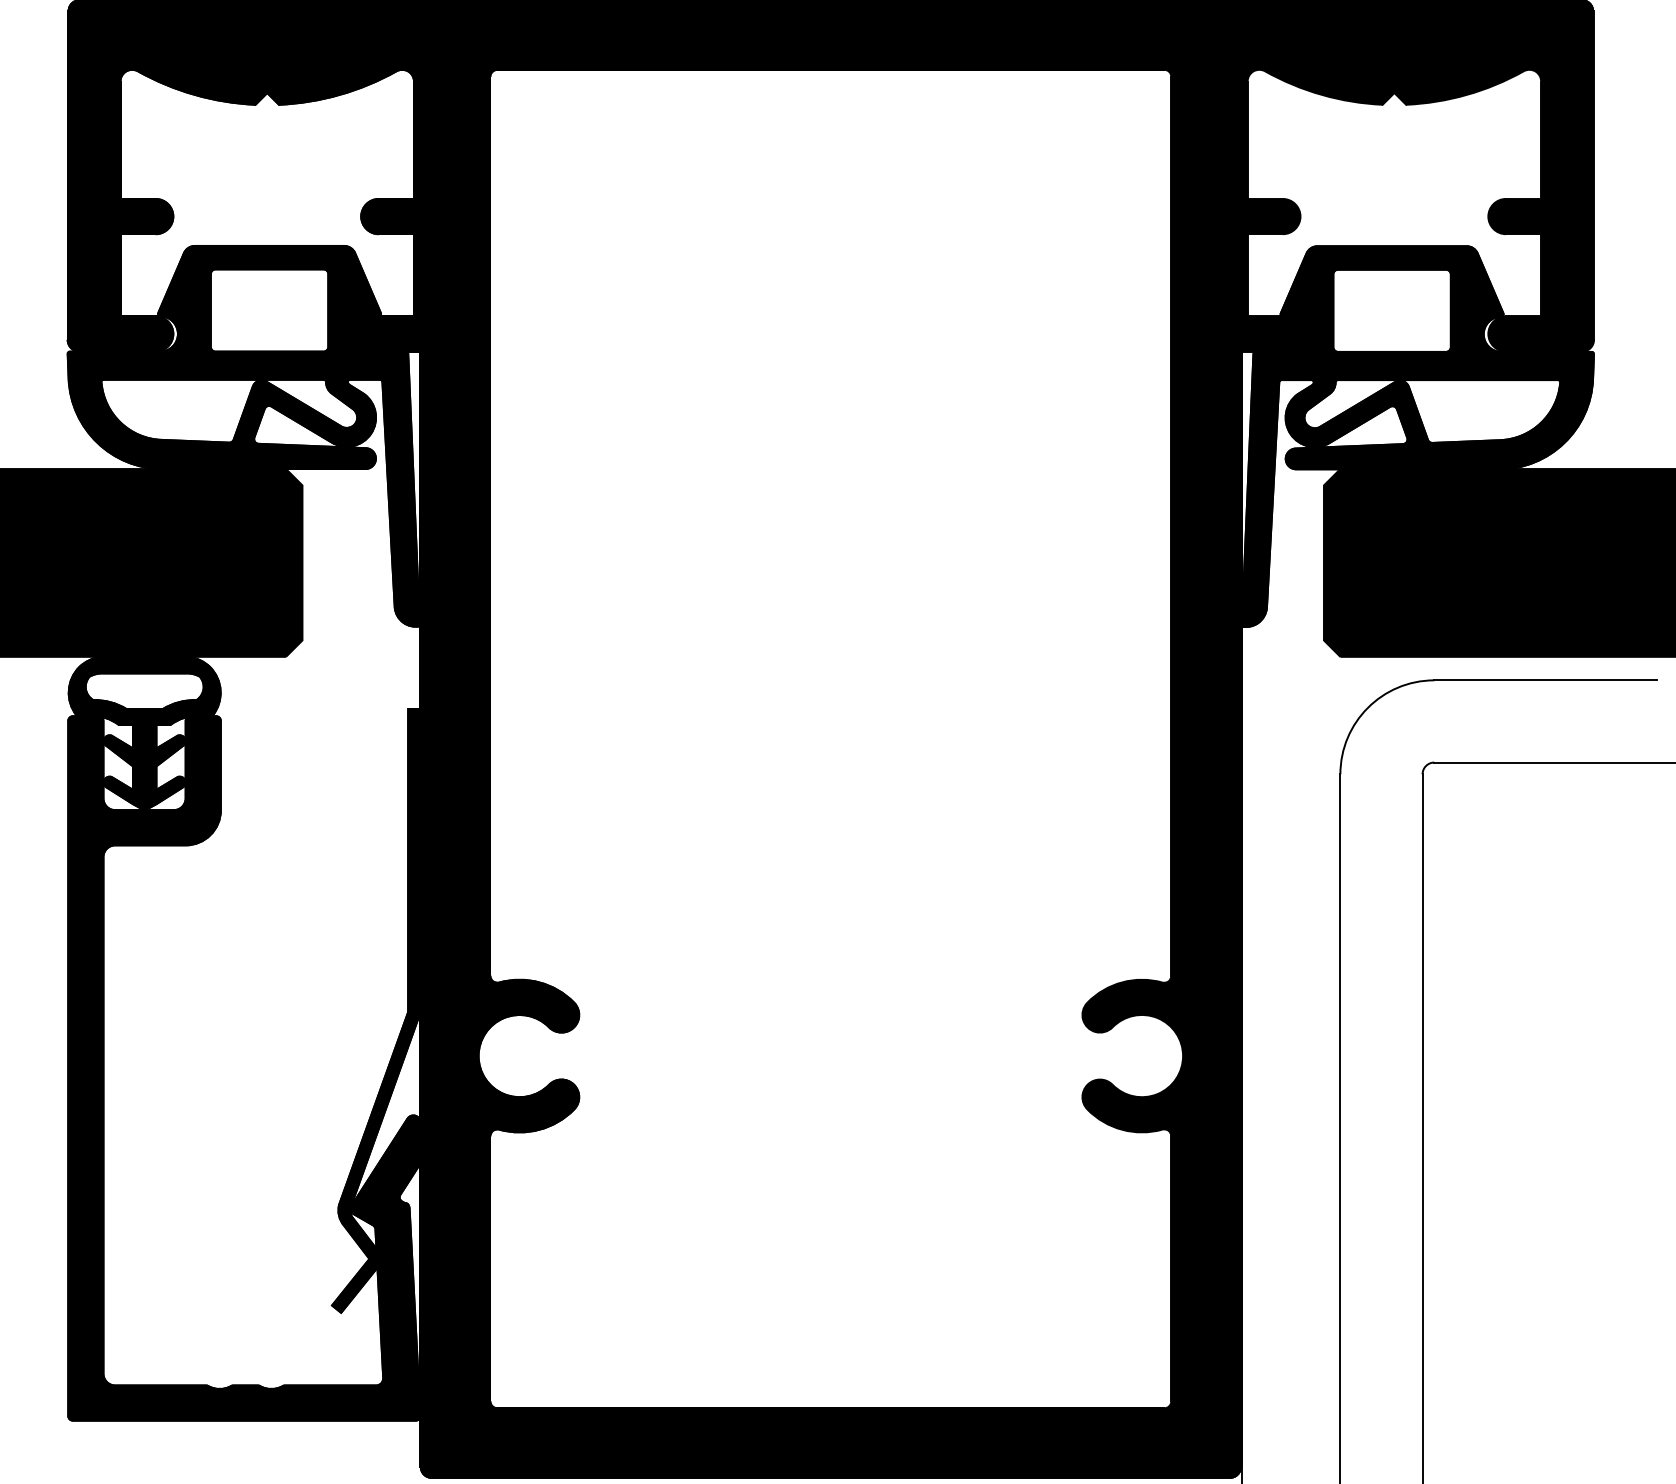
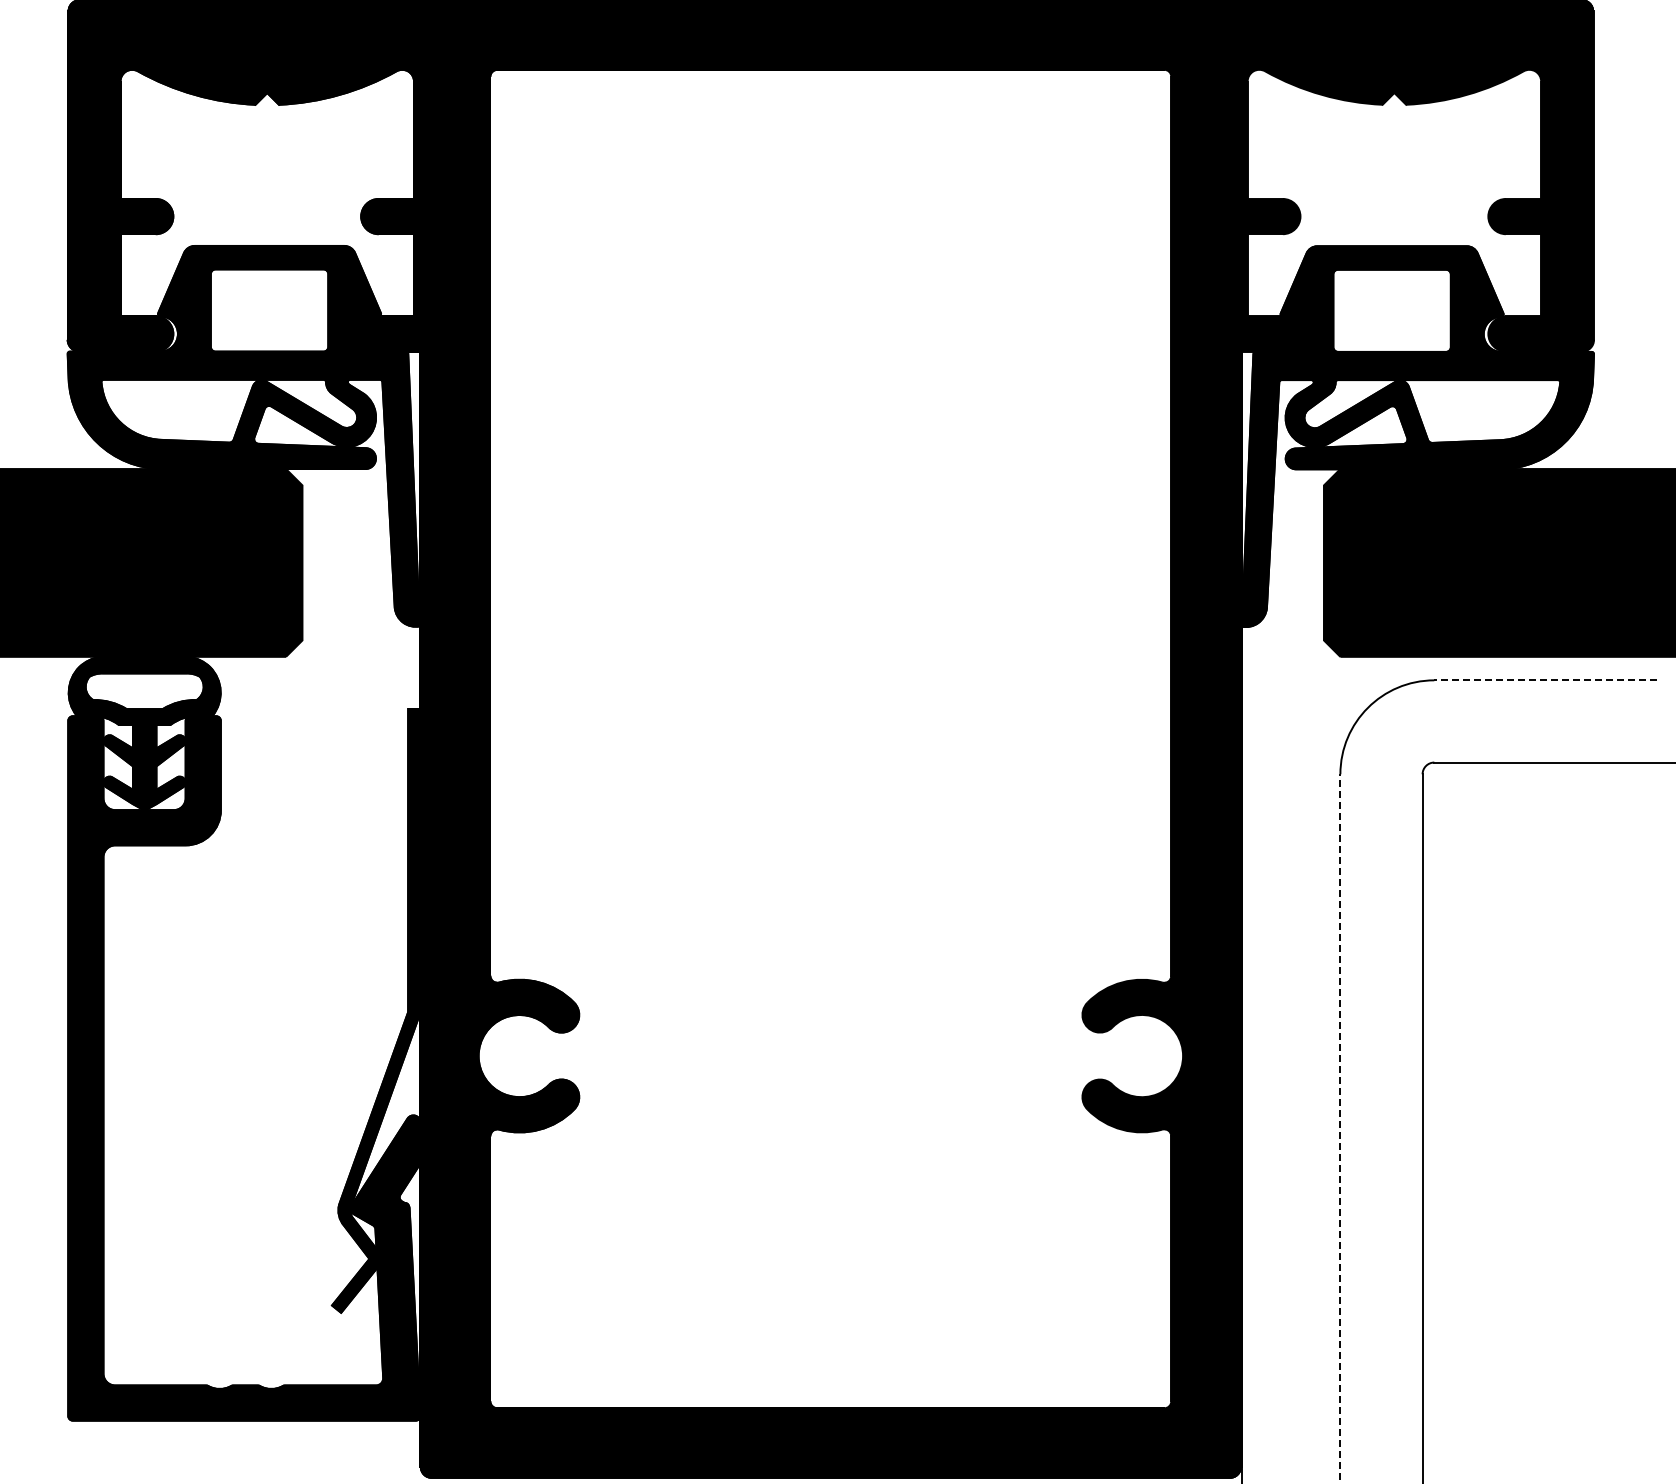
line: solid -> dashed (1545, 680)
line: solid -> dashed (1340, 1128)
